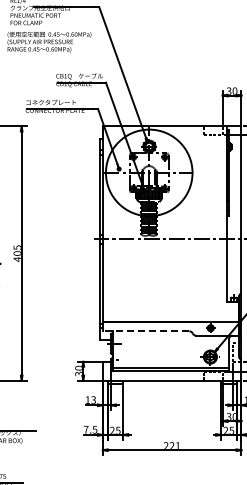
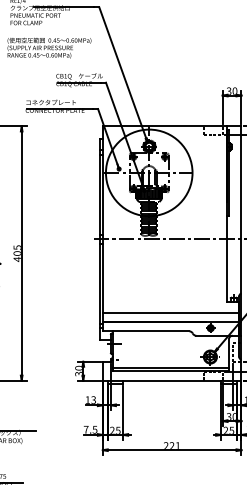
text position: (49, 41) -> (49, 47) (49, 47)
line: none -> present (170, 312)
line: dashed -> solid (145, 331)
